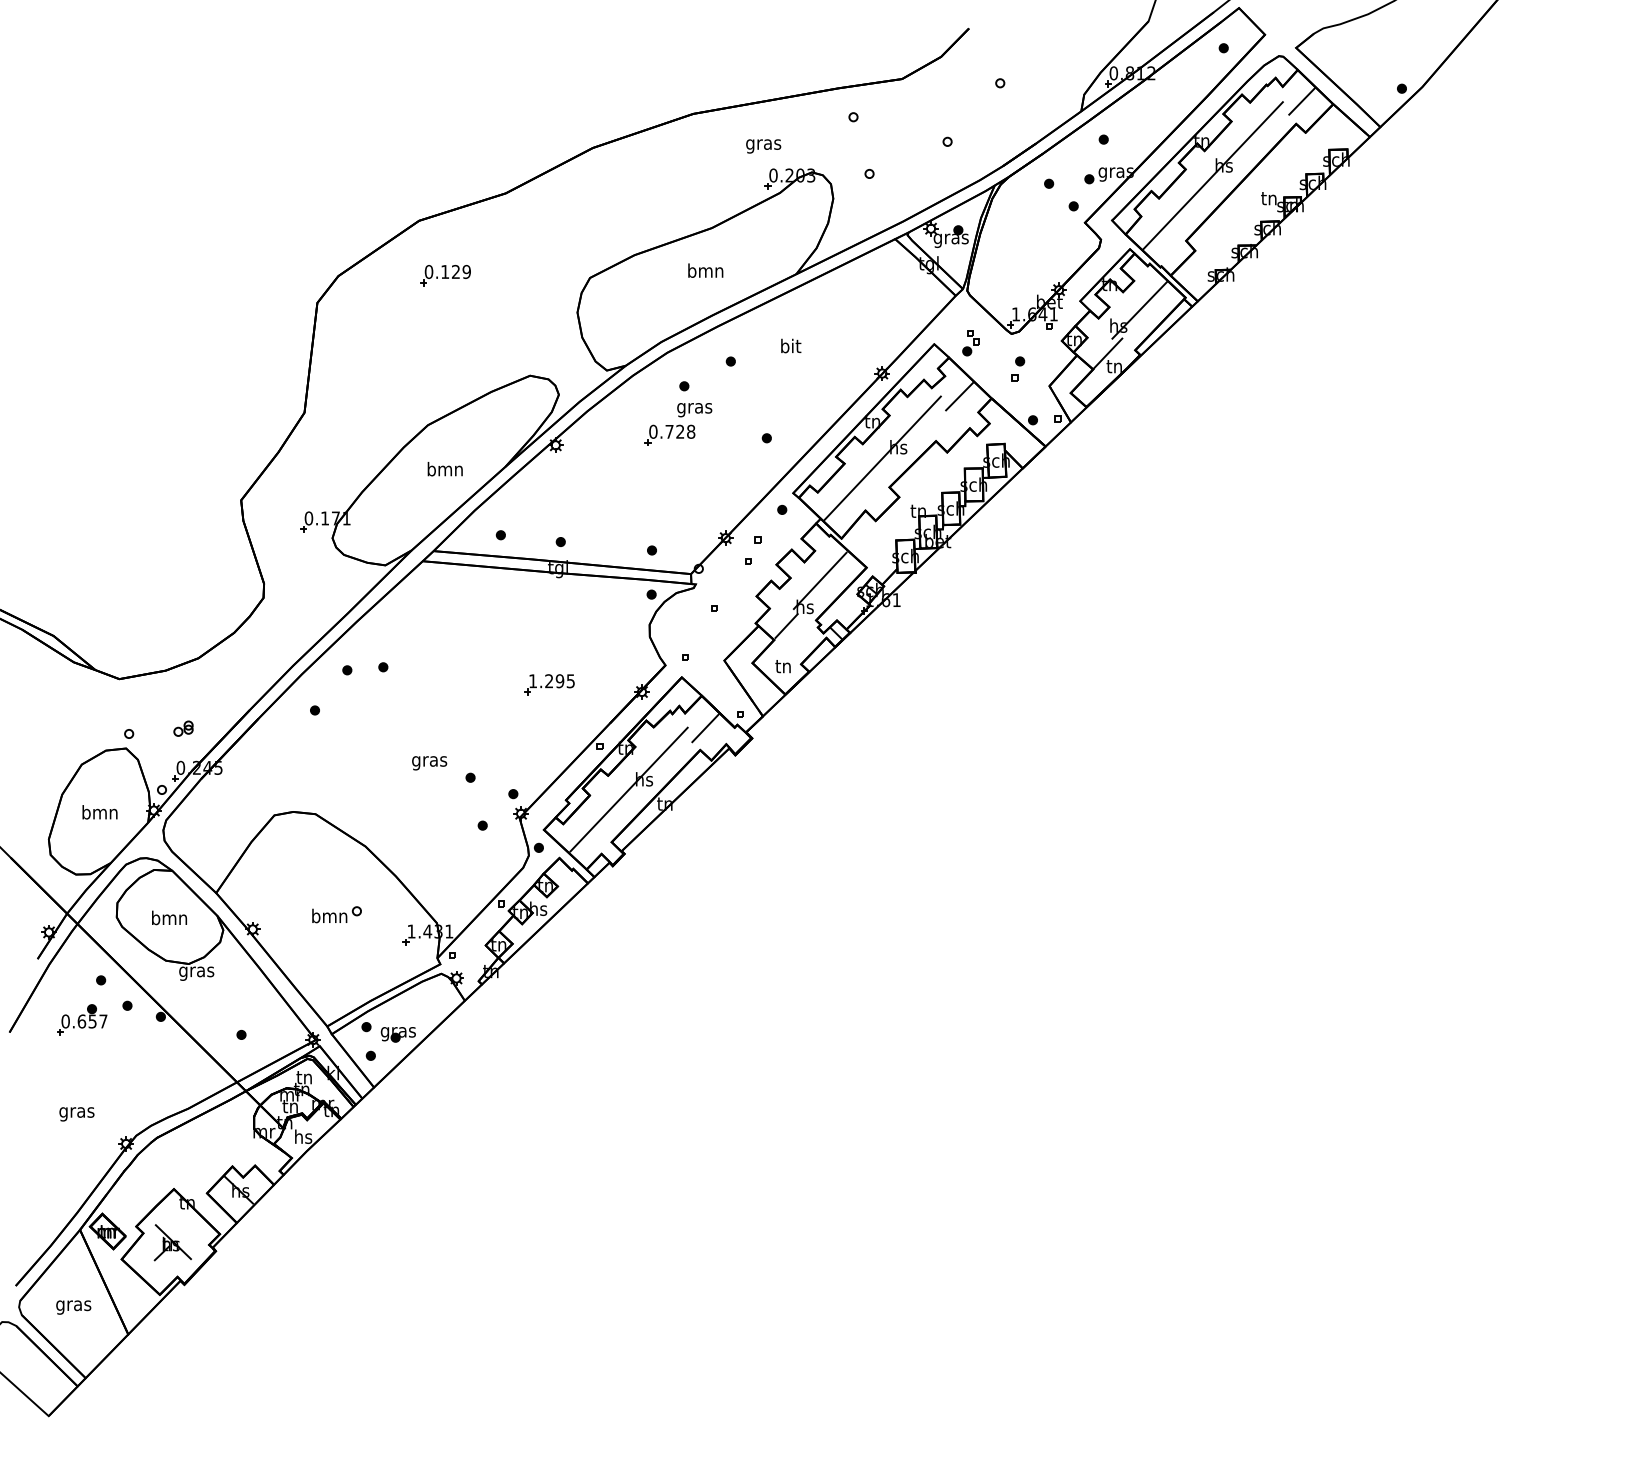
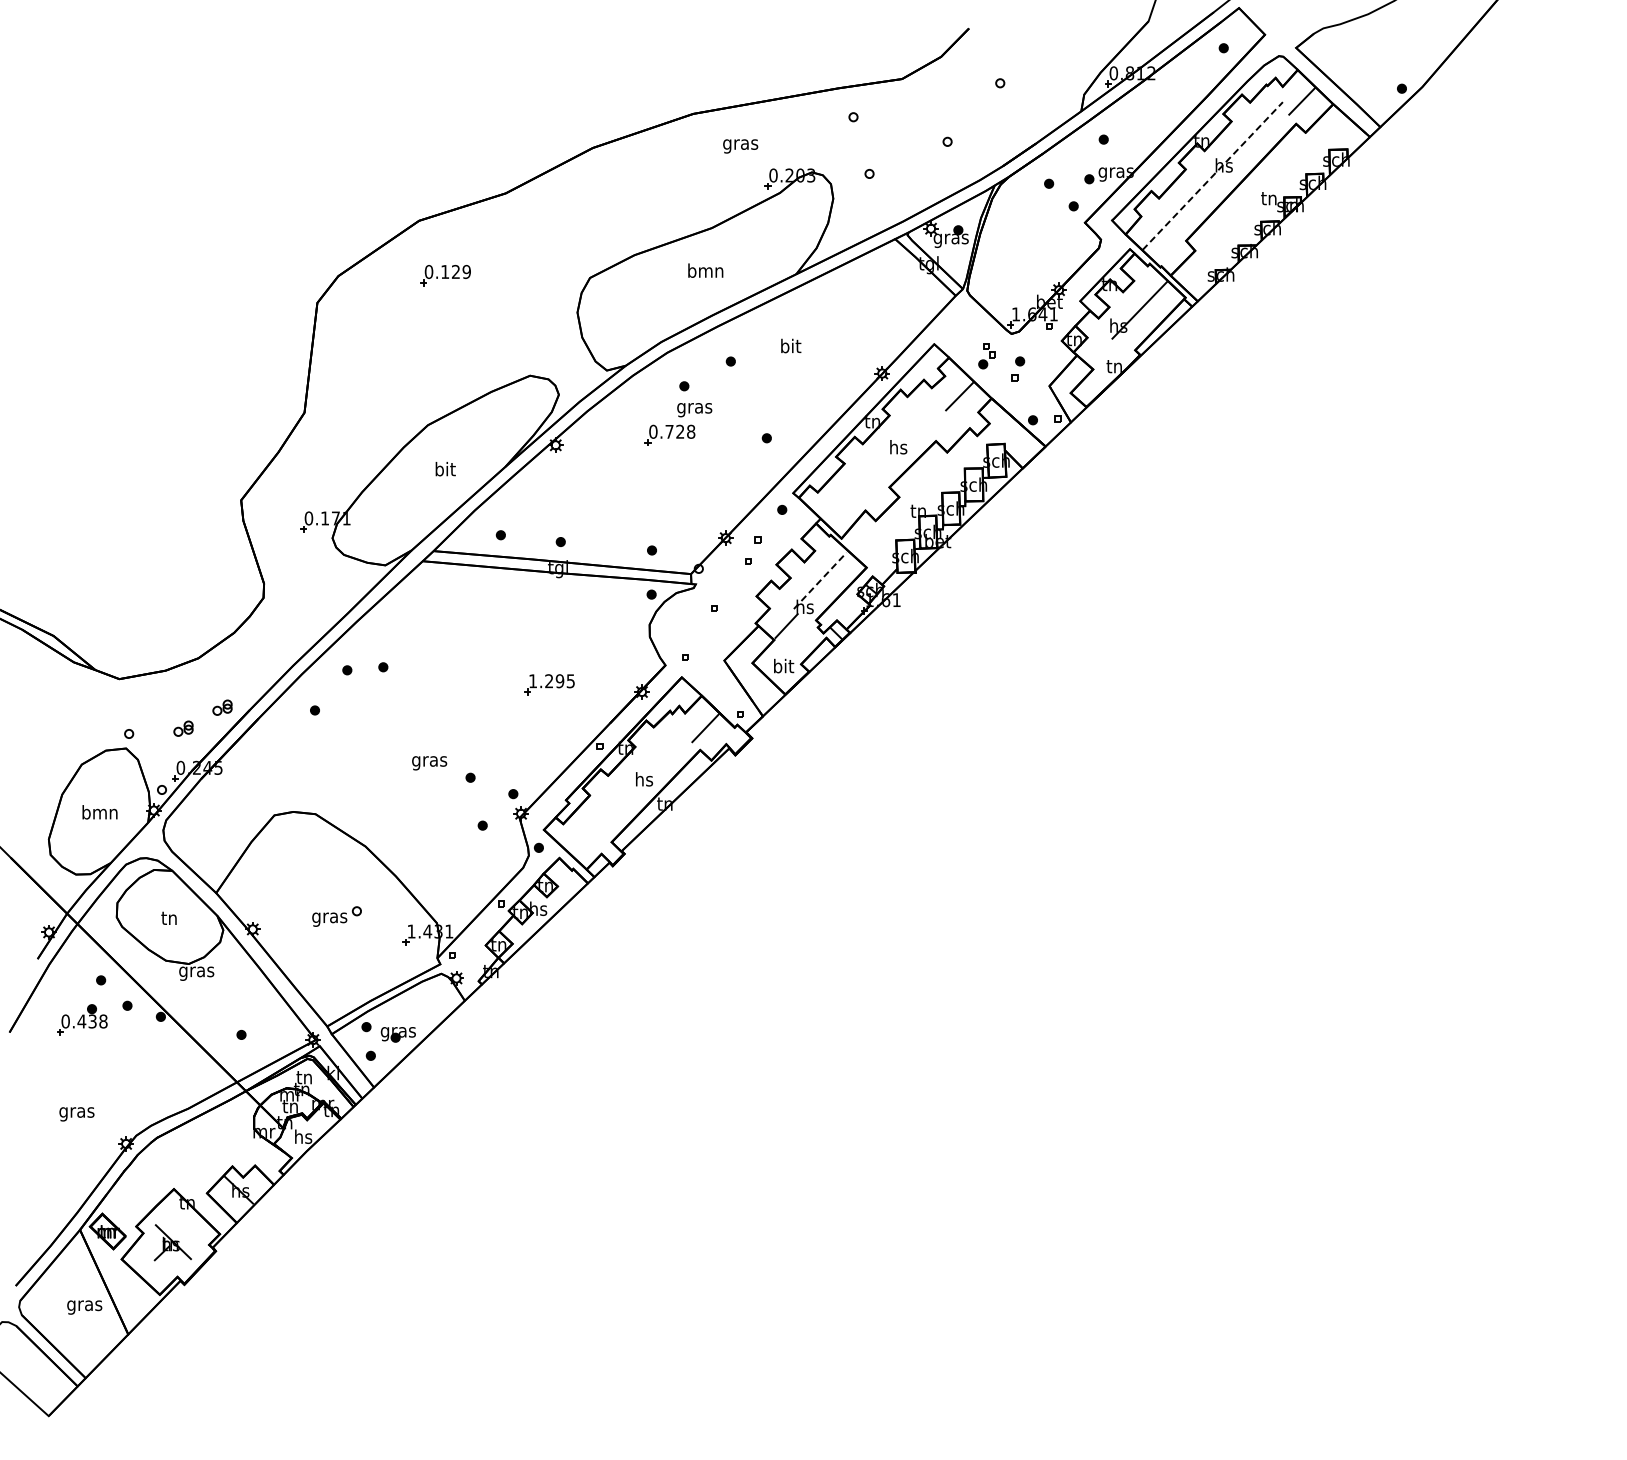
text position: (763, 146) -> (740, 146) (740, 146)
line: solid -> dashed (1212, 176)
part position: (970, 343) -> (986, 356) (986, 356)
line: present -> none (1108, 353)
line: present -> none (882, 458)
text: bmn -> bit (444, 468)
line: solid -> dashed (820, 580)
text: tn -> bit (784, 665)
part: none -> present (222, 707)
line: present -> none (628, 789)
text: bmn -> tn (169, 917)
text: bmn -> gras (329, 917)
text: 0.657 -> 0.438 (92, 1021)
text position: (73, 1307) -> (84, 1307) (84, 1307)
